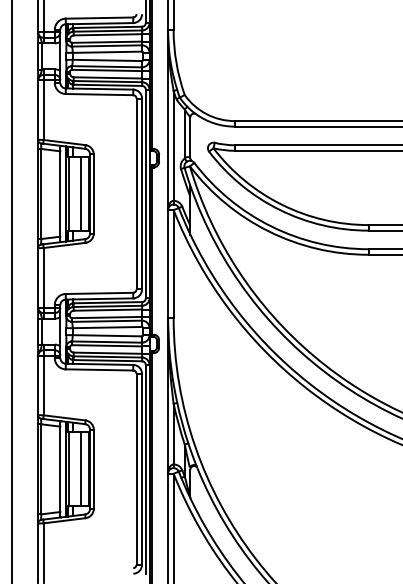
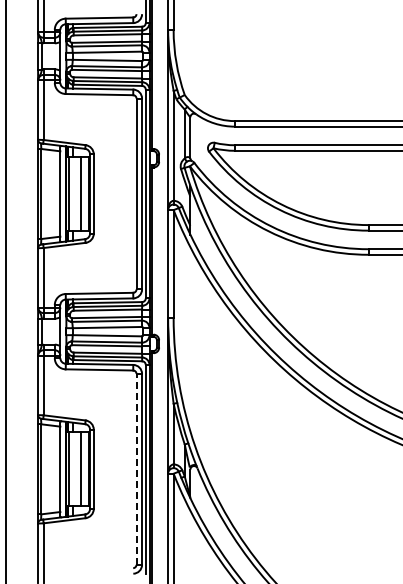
line position: (12, 291) -> (6, 291) (6, 291)
line: solid -> dashed (136, 468)
